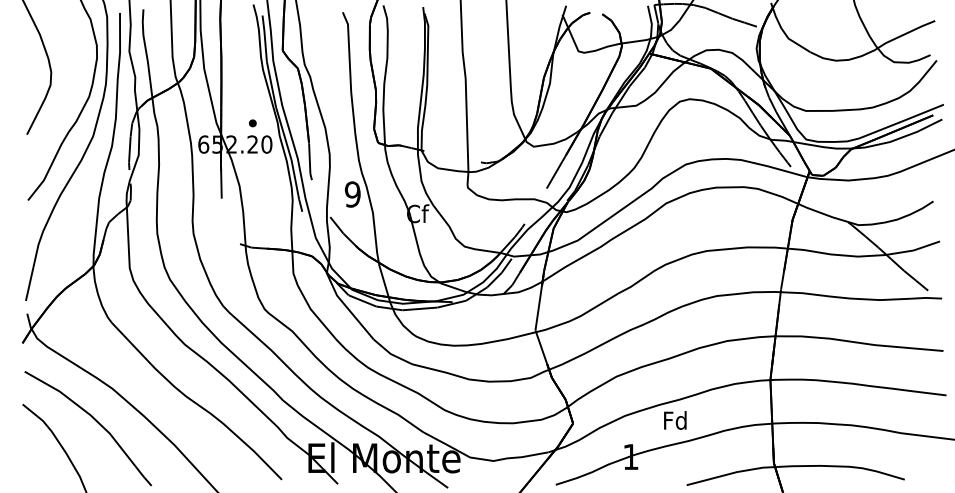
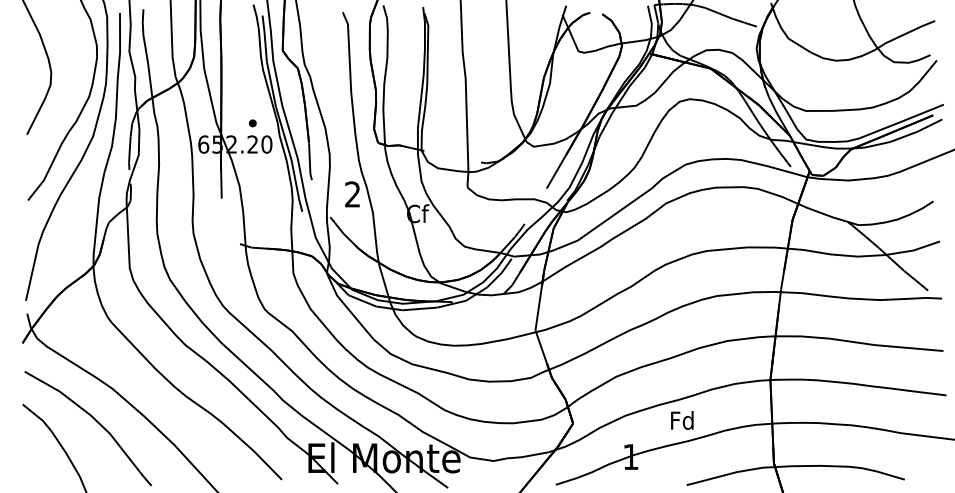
text: 9 -> 2 (352, 194)
text position: (675, 420) -> (682, 420) (682, 420)
